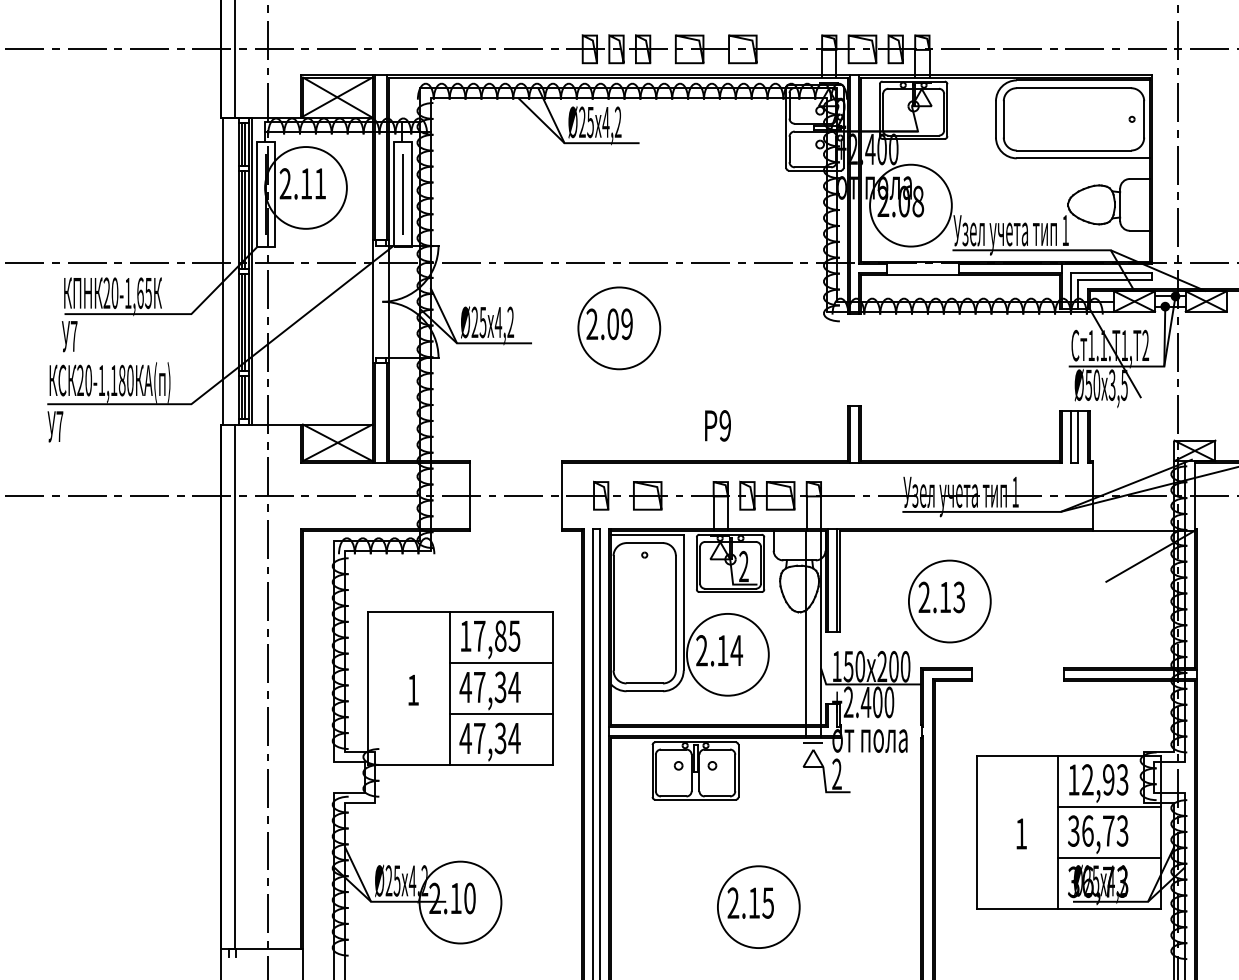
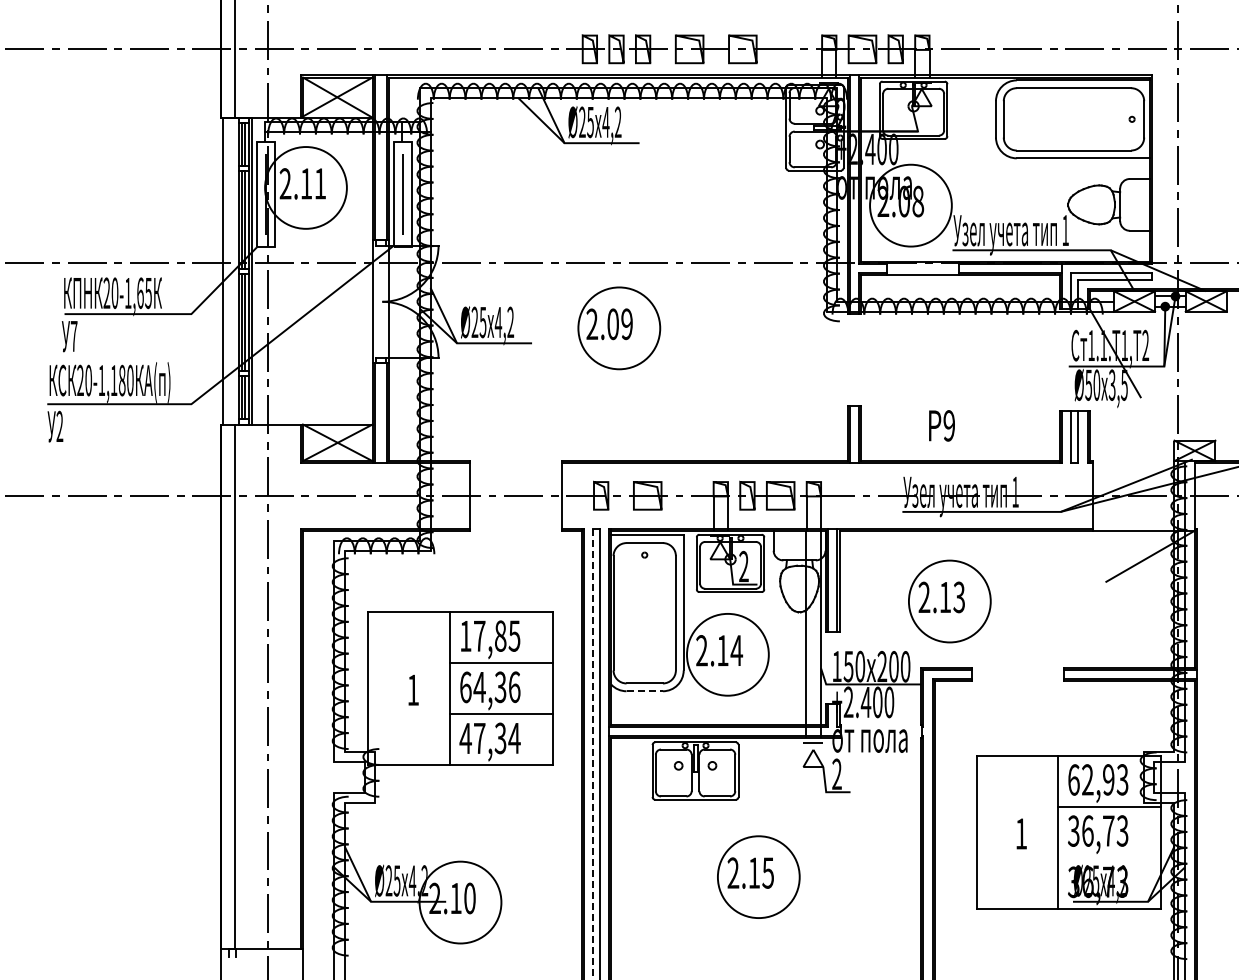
text: 7 -> 2 (59, 425)
text position: (717, 425) -> (941, 425) (941, 425)
text: 47,34 -> 64,36 (489, 687)
line: solid -> dashed (645, 691)
line: solid -> dashed (592, 754)
text: 12,93 -> 62,93 (1073, 779)
line: present -> none (1109, 858)
part position: (758, 906) -> (758, 876) (758, 876)
